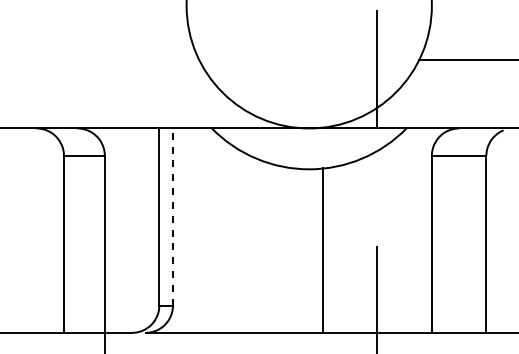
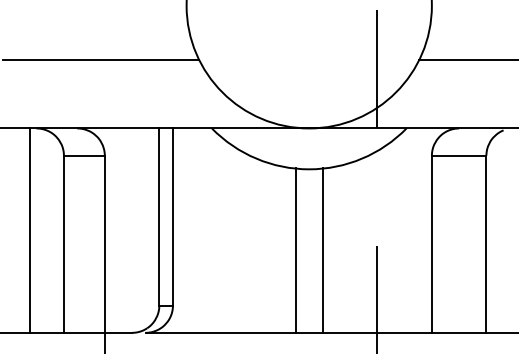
line: none -> present (100, 60)
line: dashed -> solid (172, 217)
line: none -> present (29, 230)
line: none -> present (295, 250)
